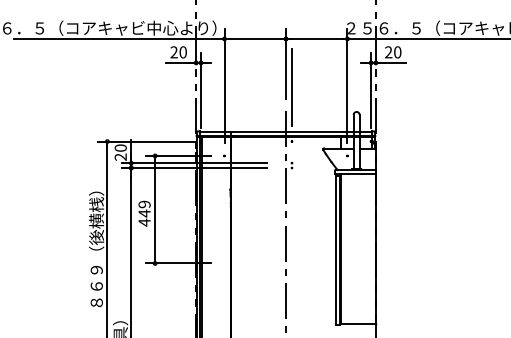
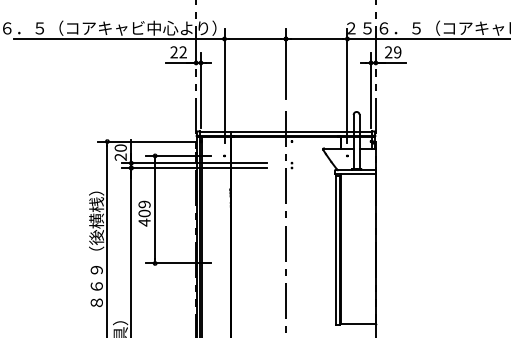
text: 20 -> 22 (182, 52)
text: 20 -> 29 (397, 52)
line: present -> none (291, 87)
text: 449 -> 409 (144, 213)
